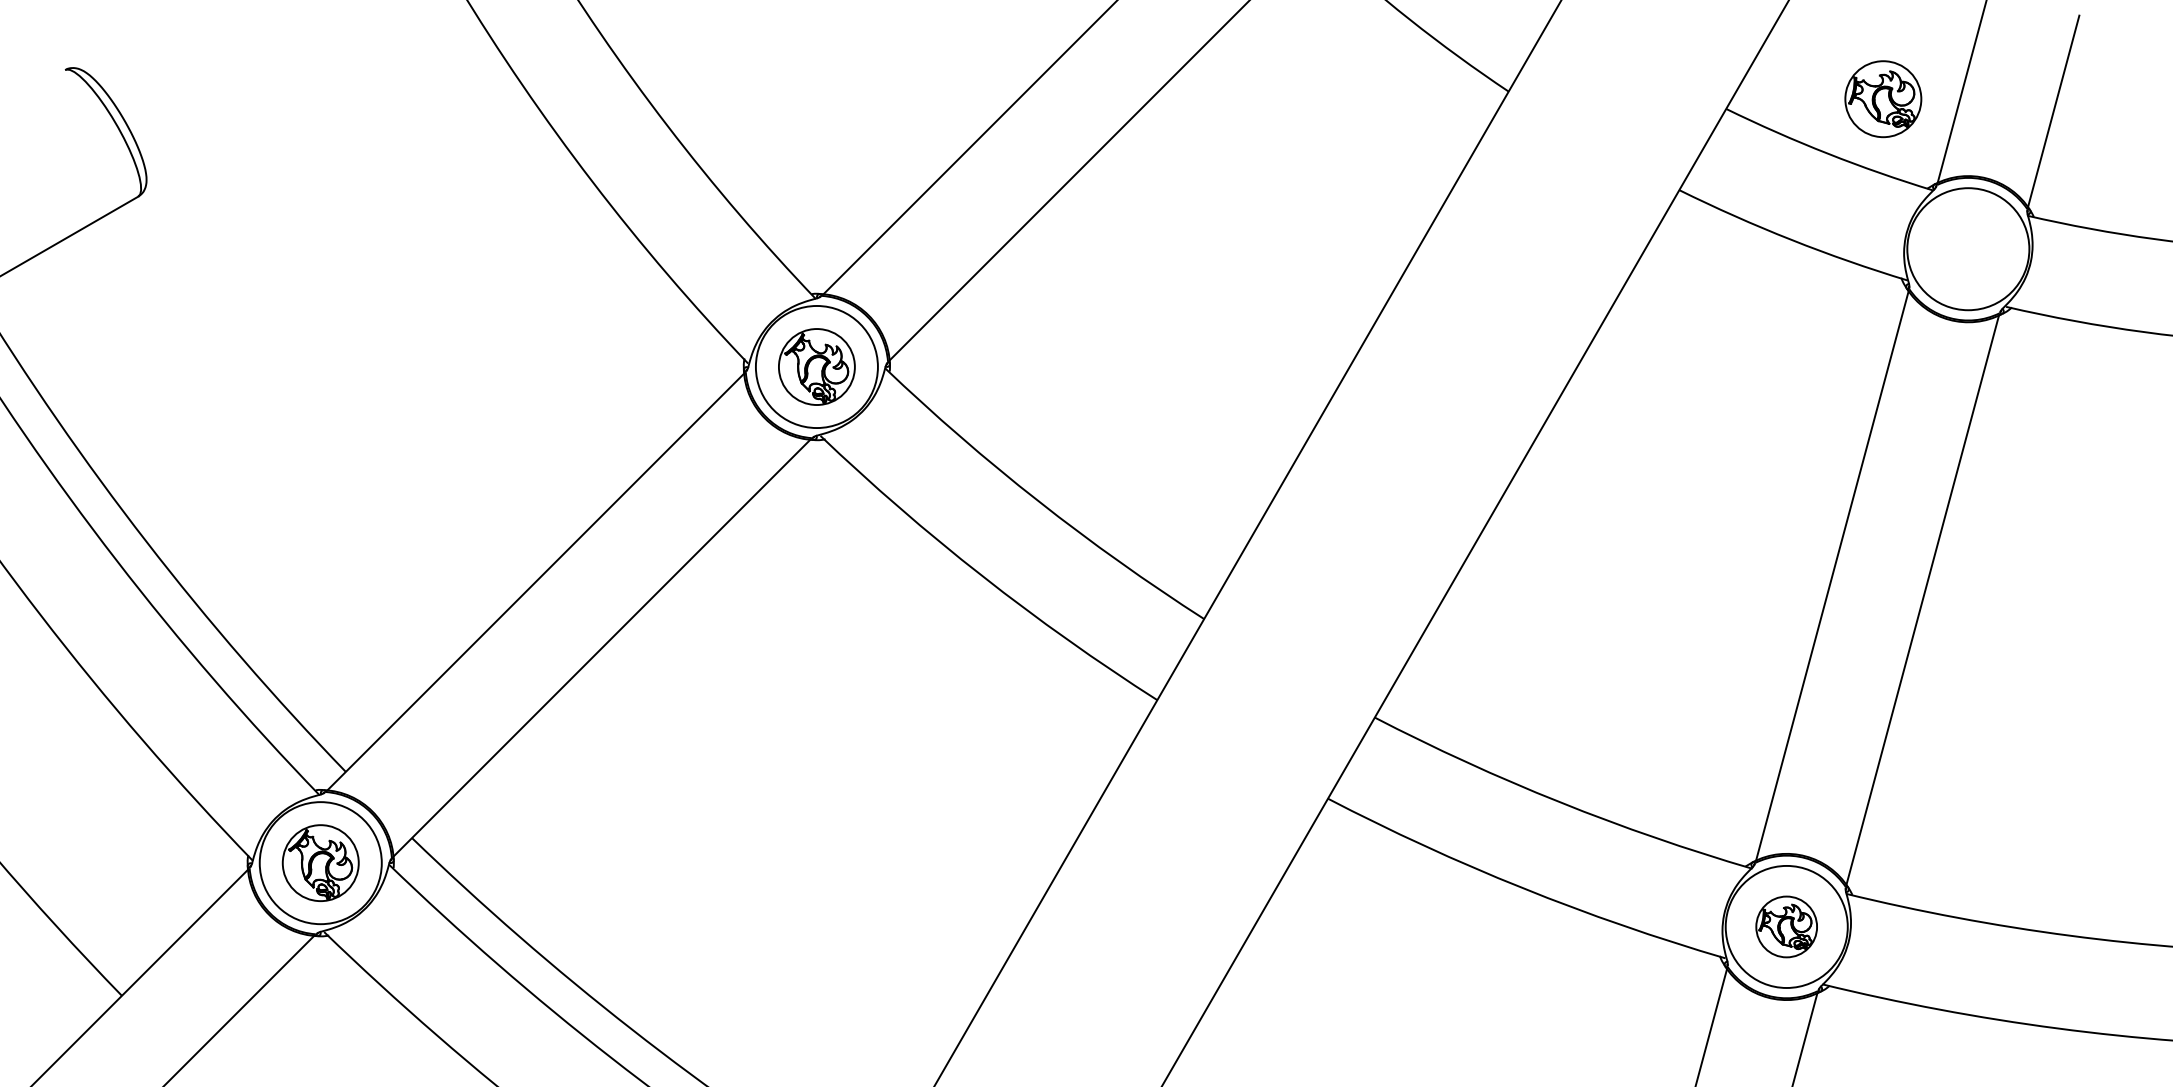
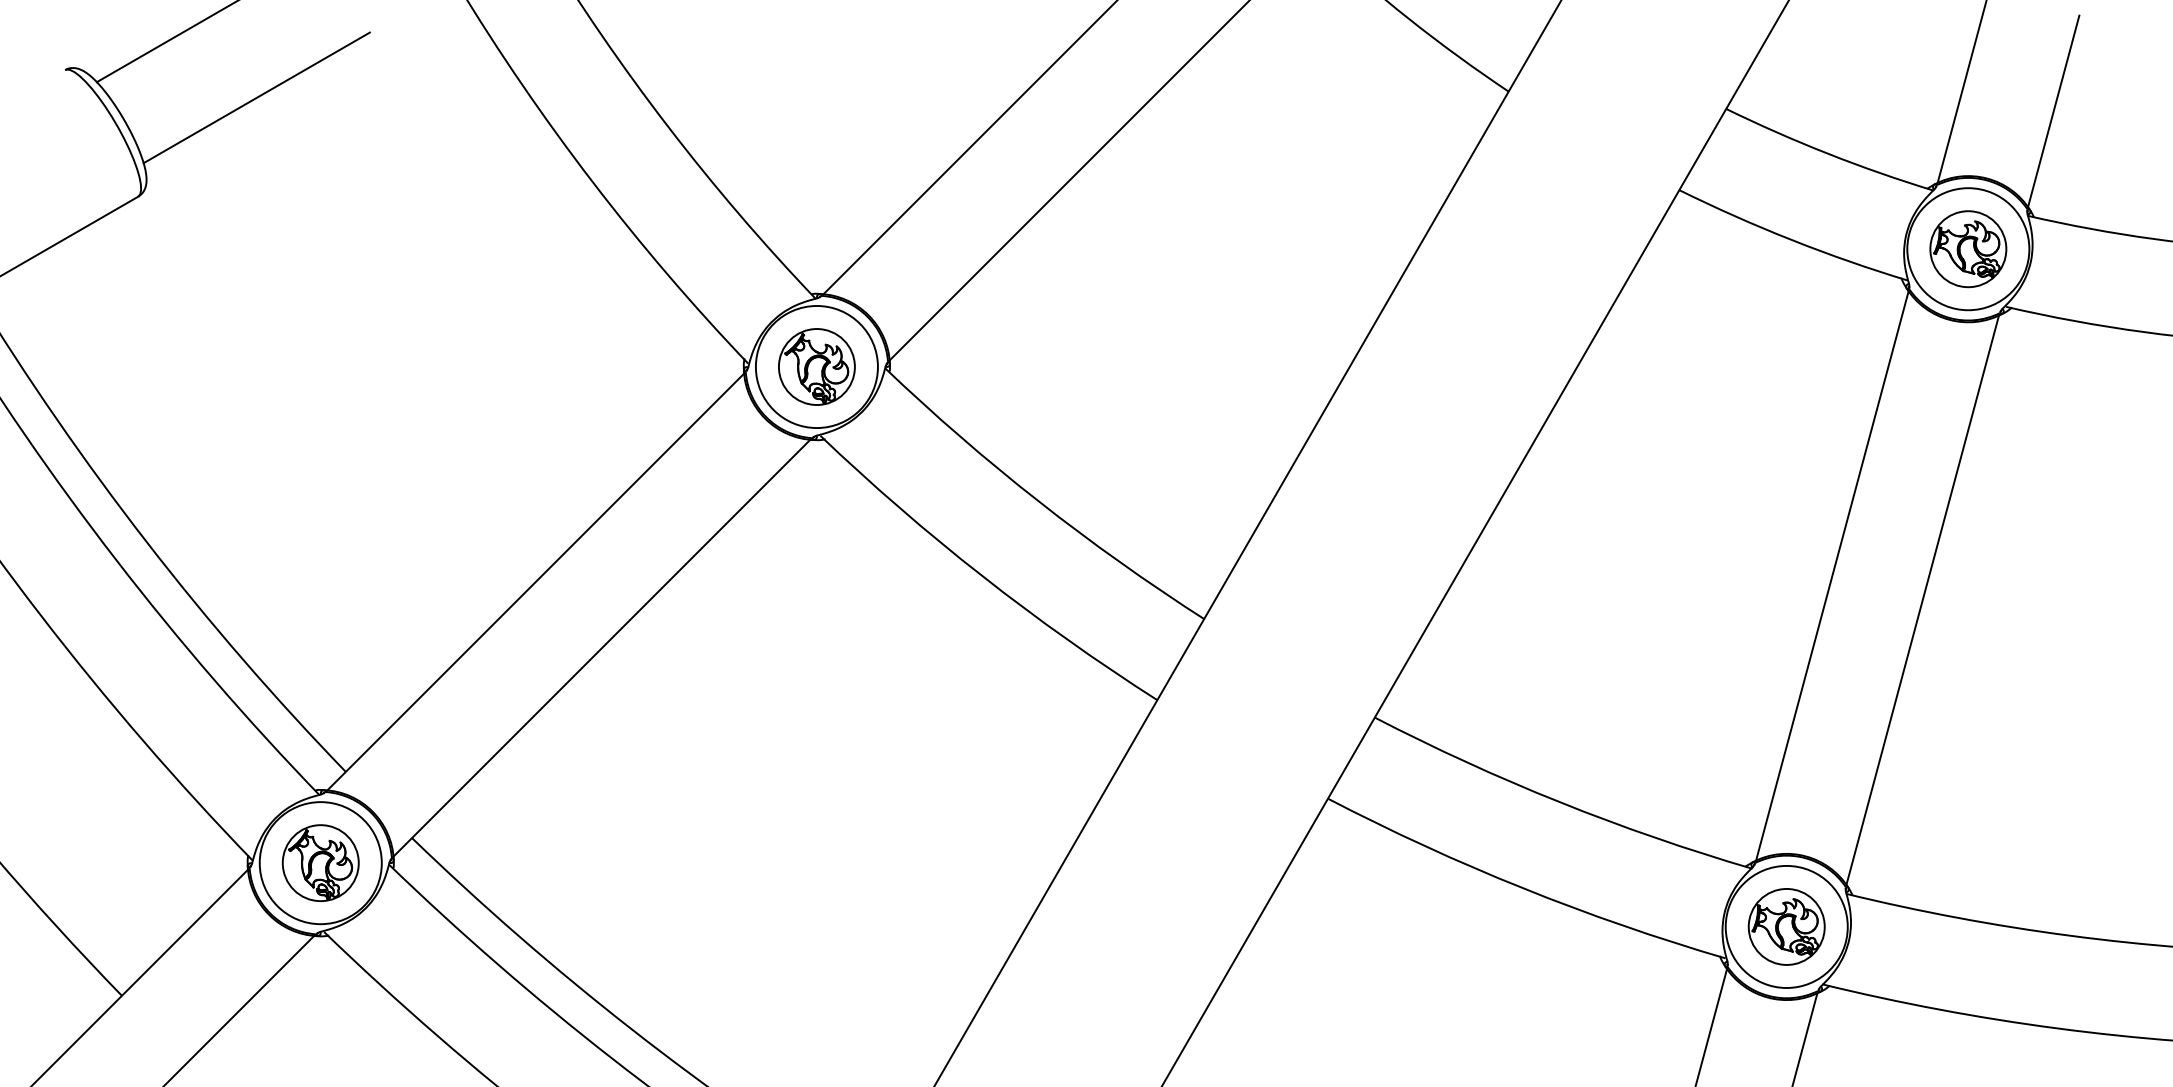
line: none -> present (165, 42)
line: none -> present (256, 97)
part position: (1883, 99) -> (1968, 249) (1968, 249)
part size: 63x64 px -> 79x78 px (1786, 926)
